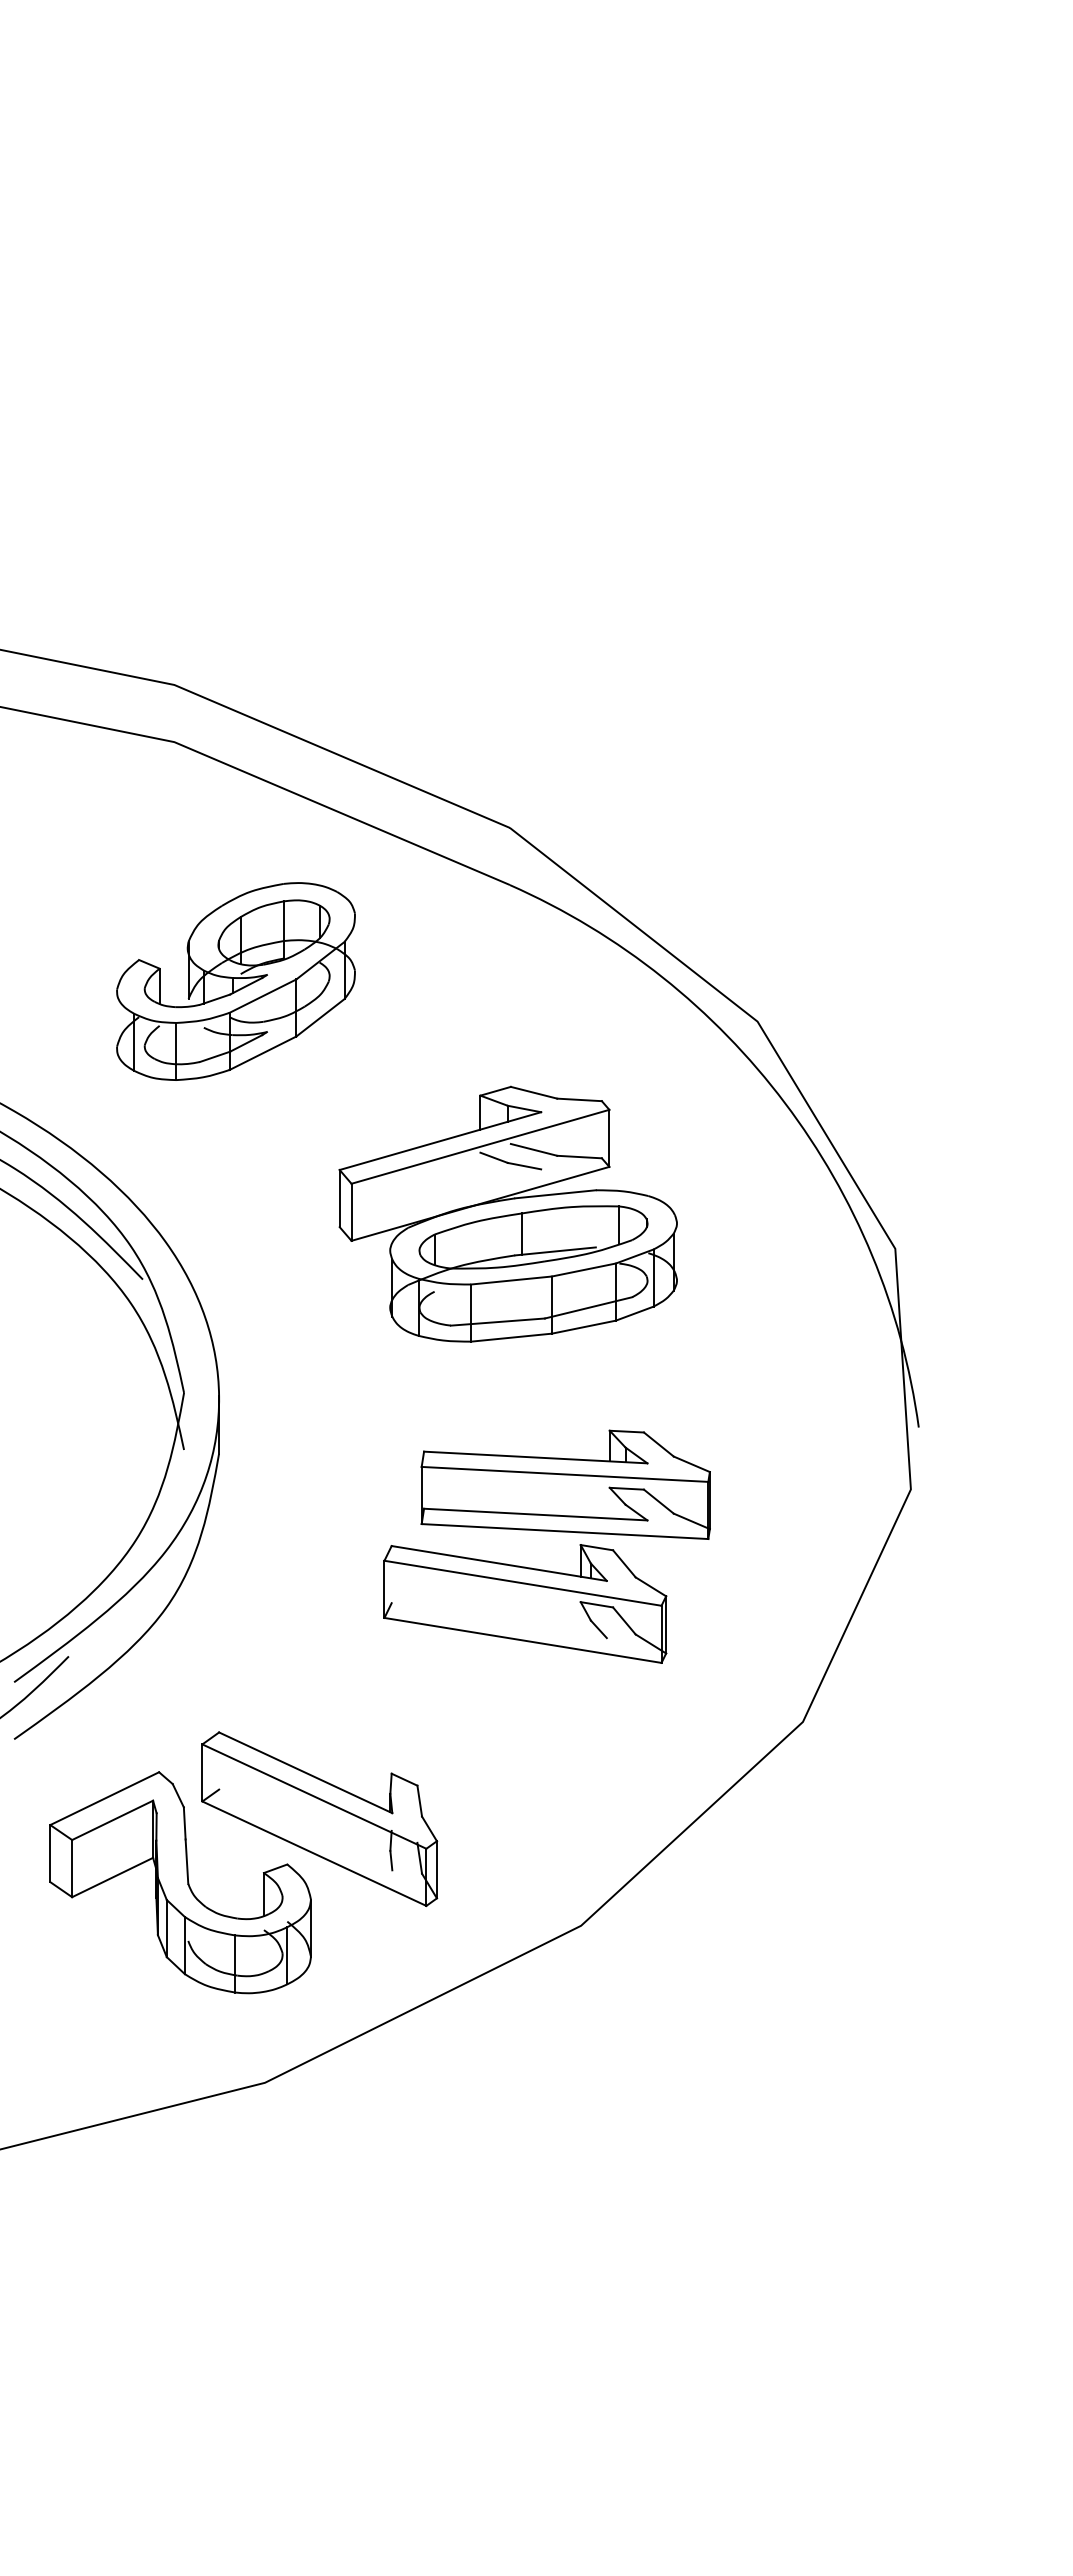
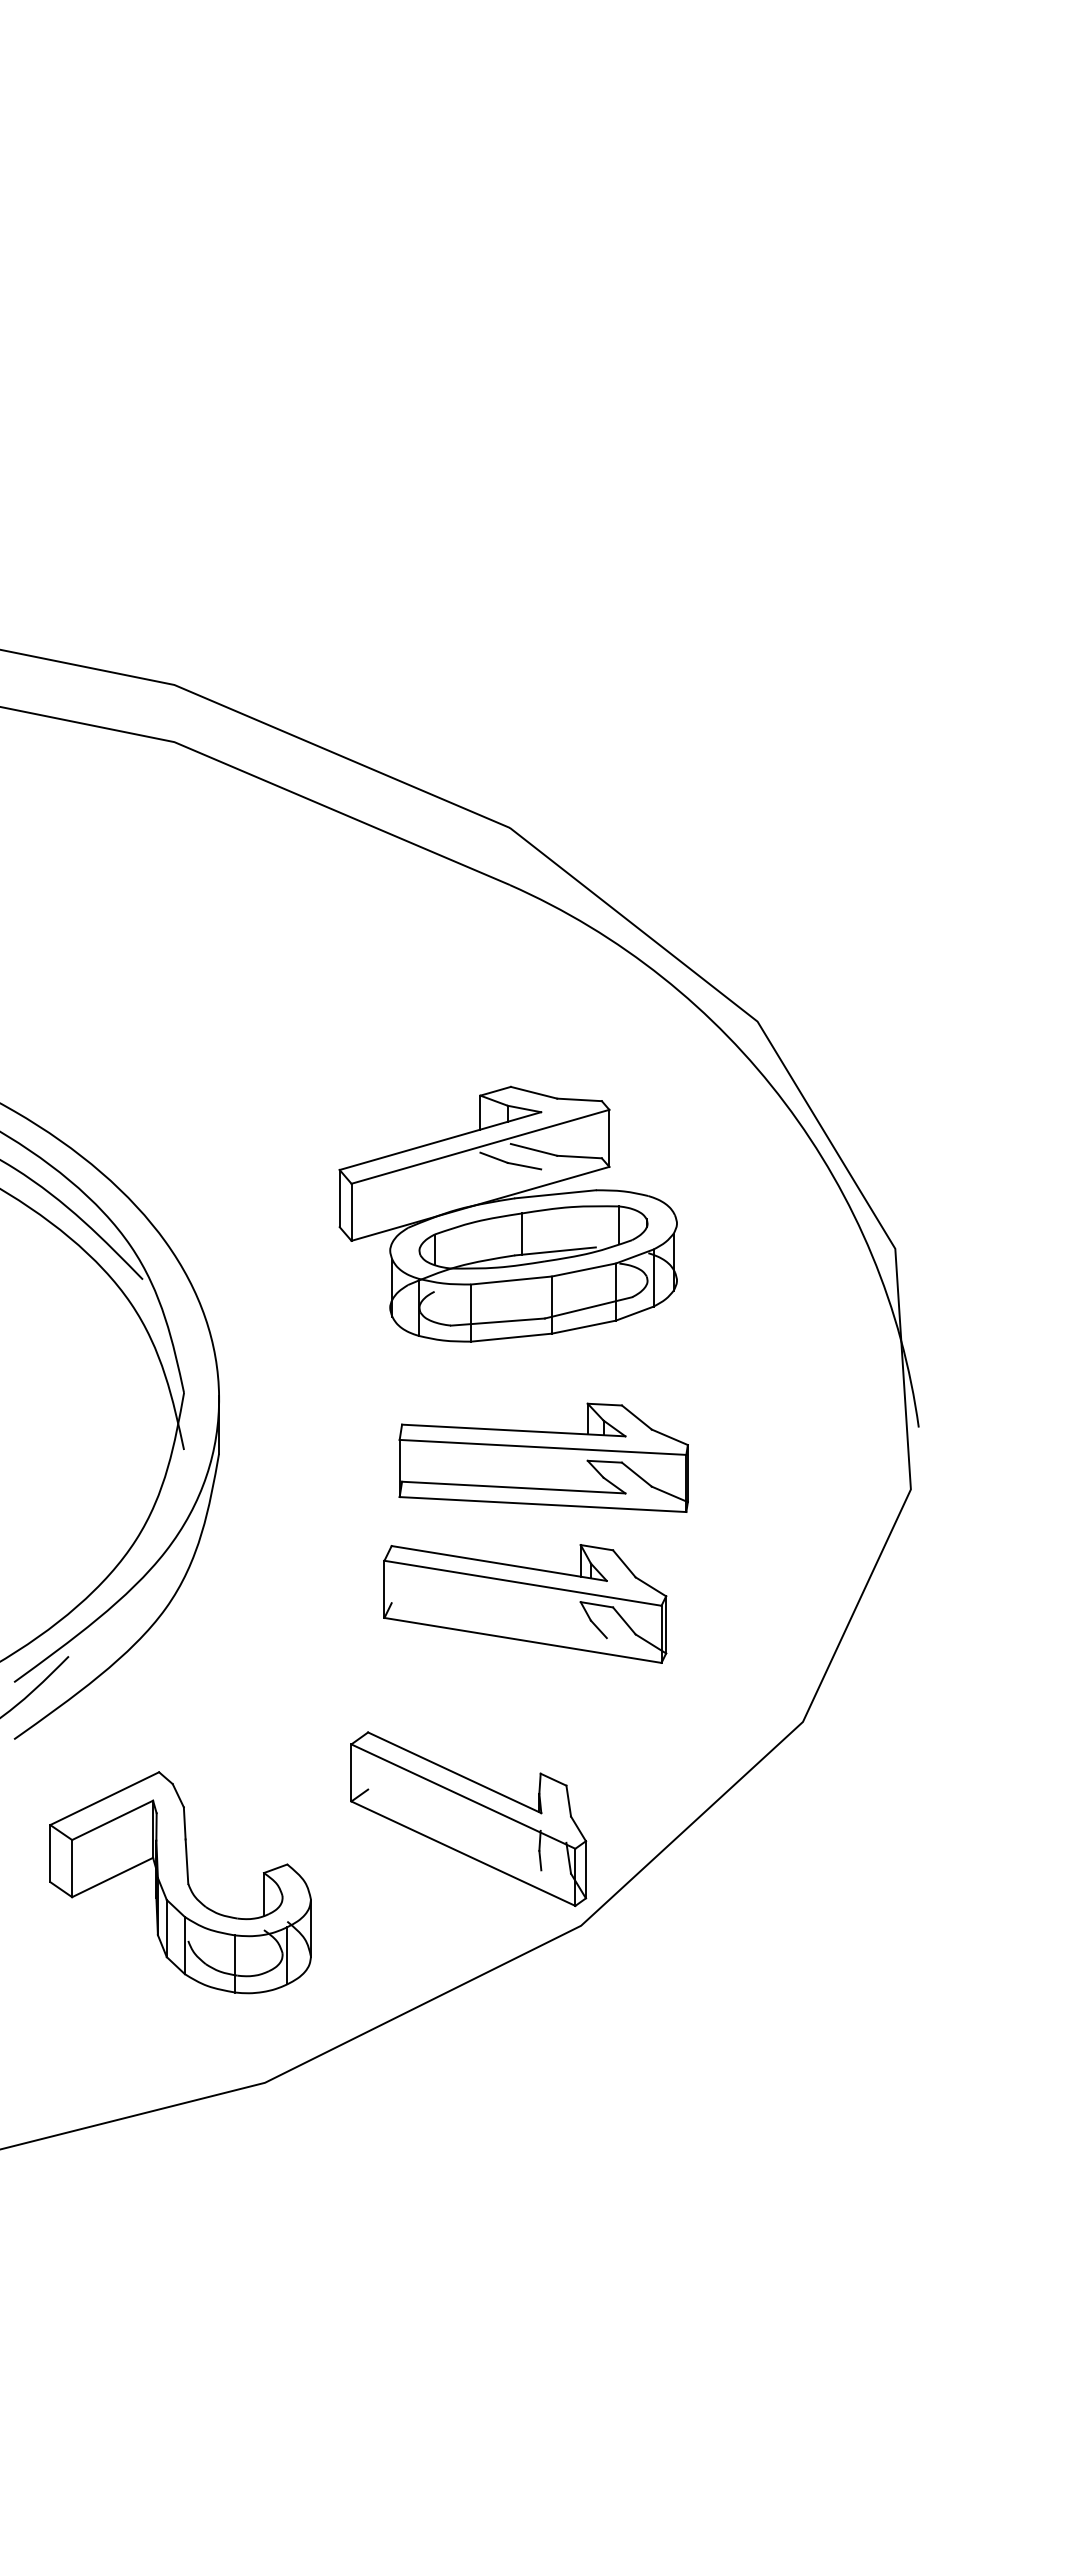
part: present -> none (235, 981)
part position: (565, 1484) -> (543, 1457) (543, 1457)
part position: (319, 1819) -> (468, 1819) (468, 1819)
